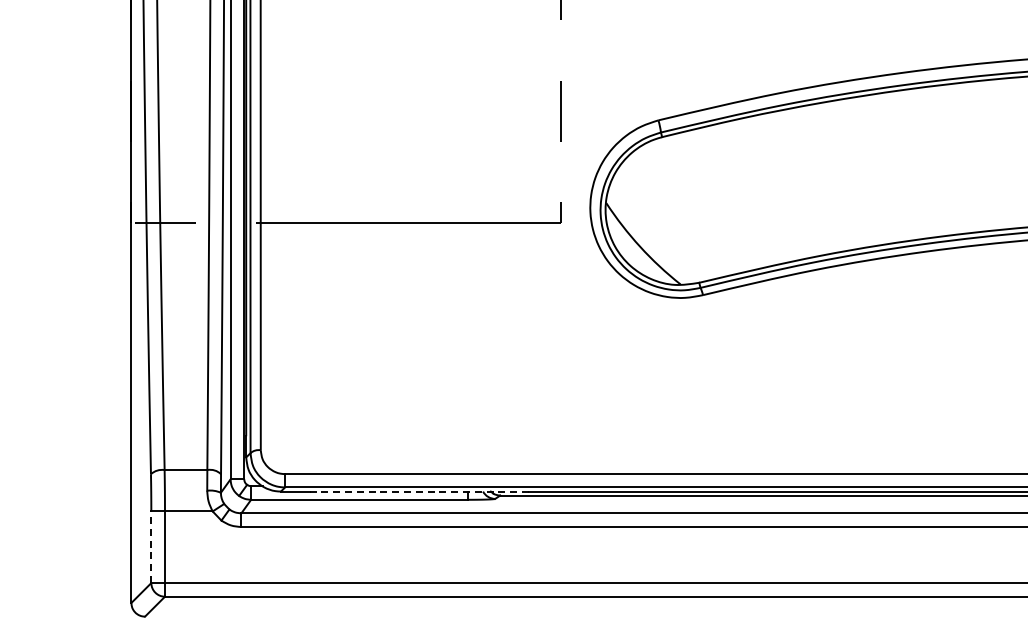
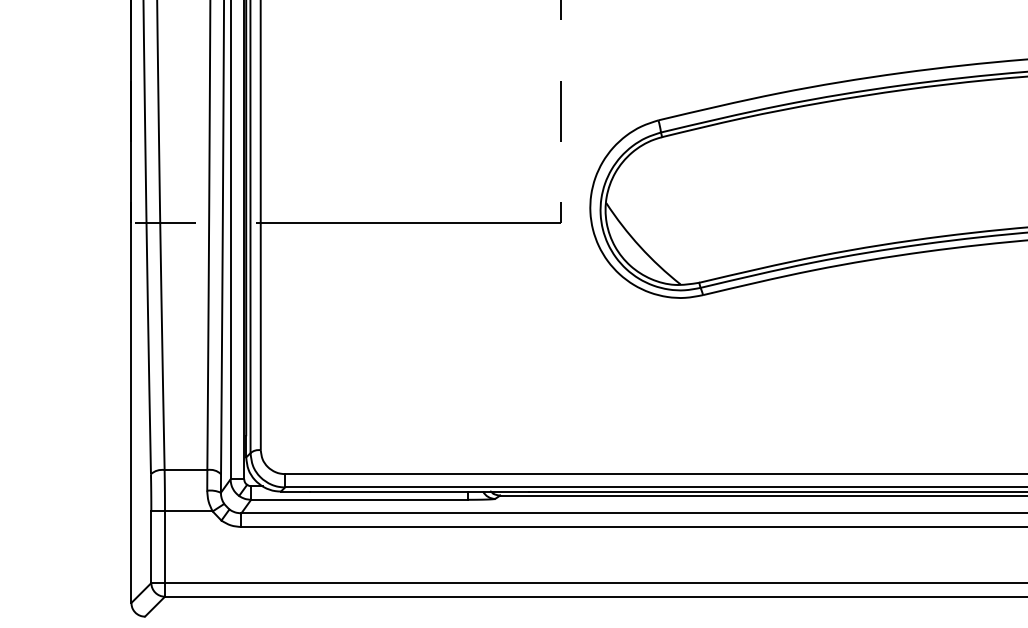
line: dashed -> solid (419, 491)
line: dashed -> solid (151, 547)
